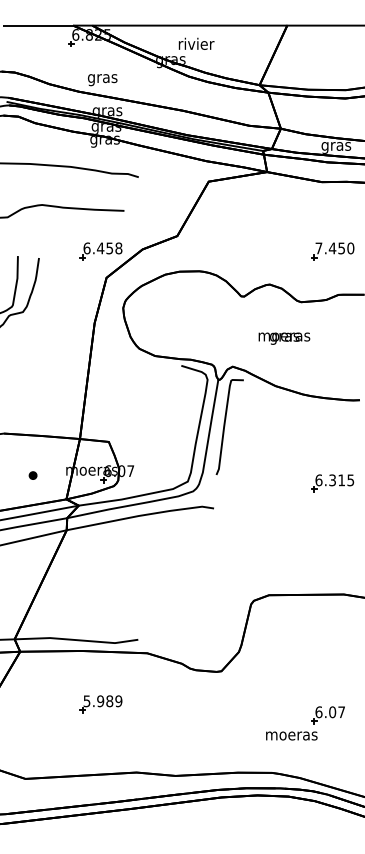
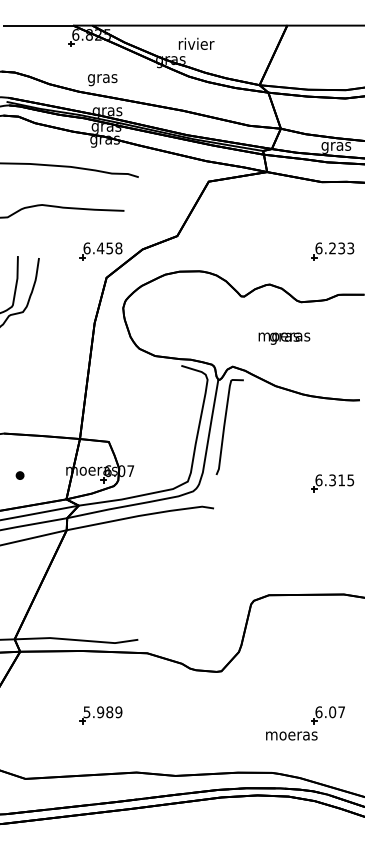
text: 7.450 -> 6.233 (334, 248)
part position: (32, 475) -> (19, 475) (19, 475)
part position: (100, 704) -> (100, 715) (100, 715)
